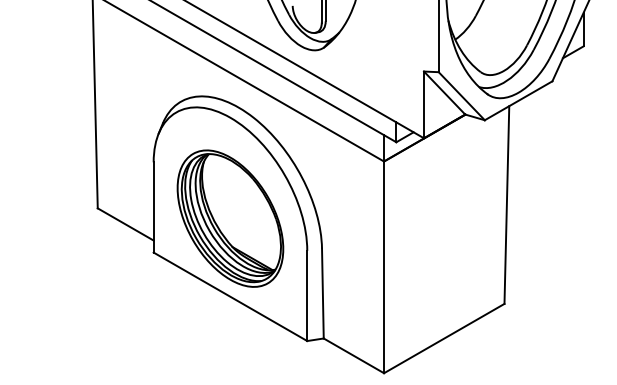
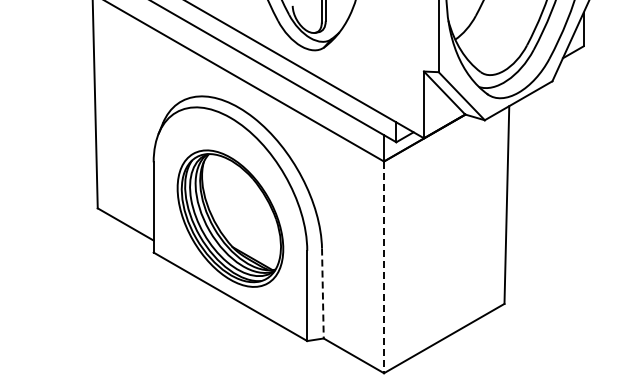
line: solid -> dashed (384, 267)
line: solid -> dashed (322, 293)
